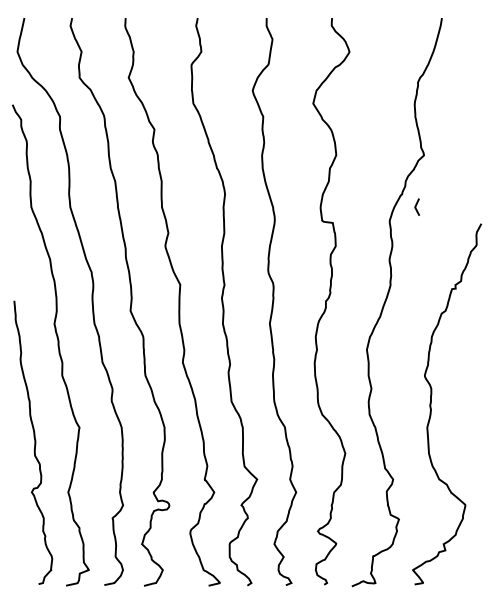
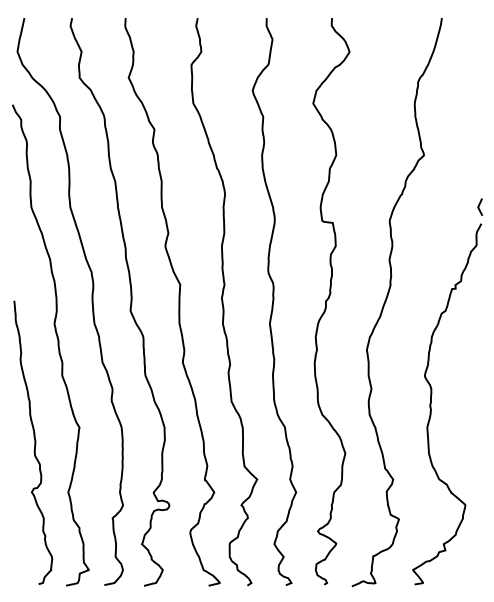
line position: (416, 206) -> (479, 206) (479, 206)
